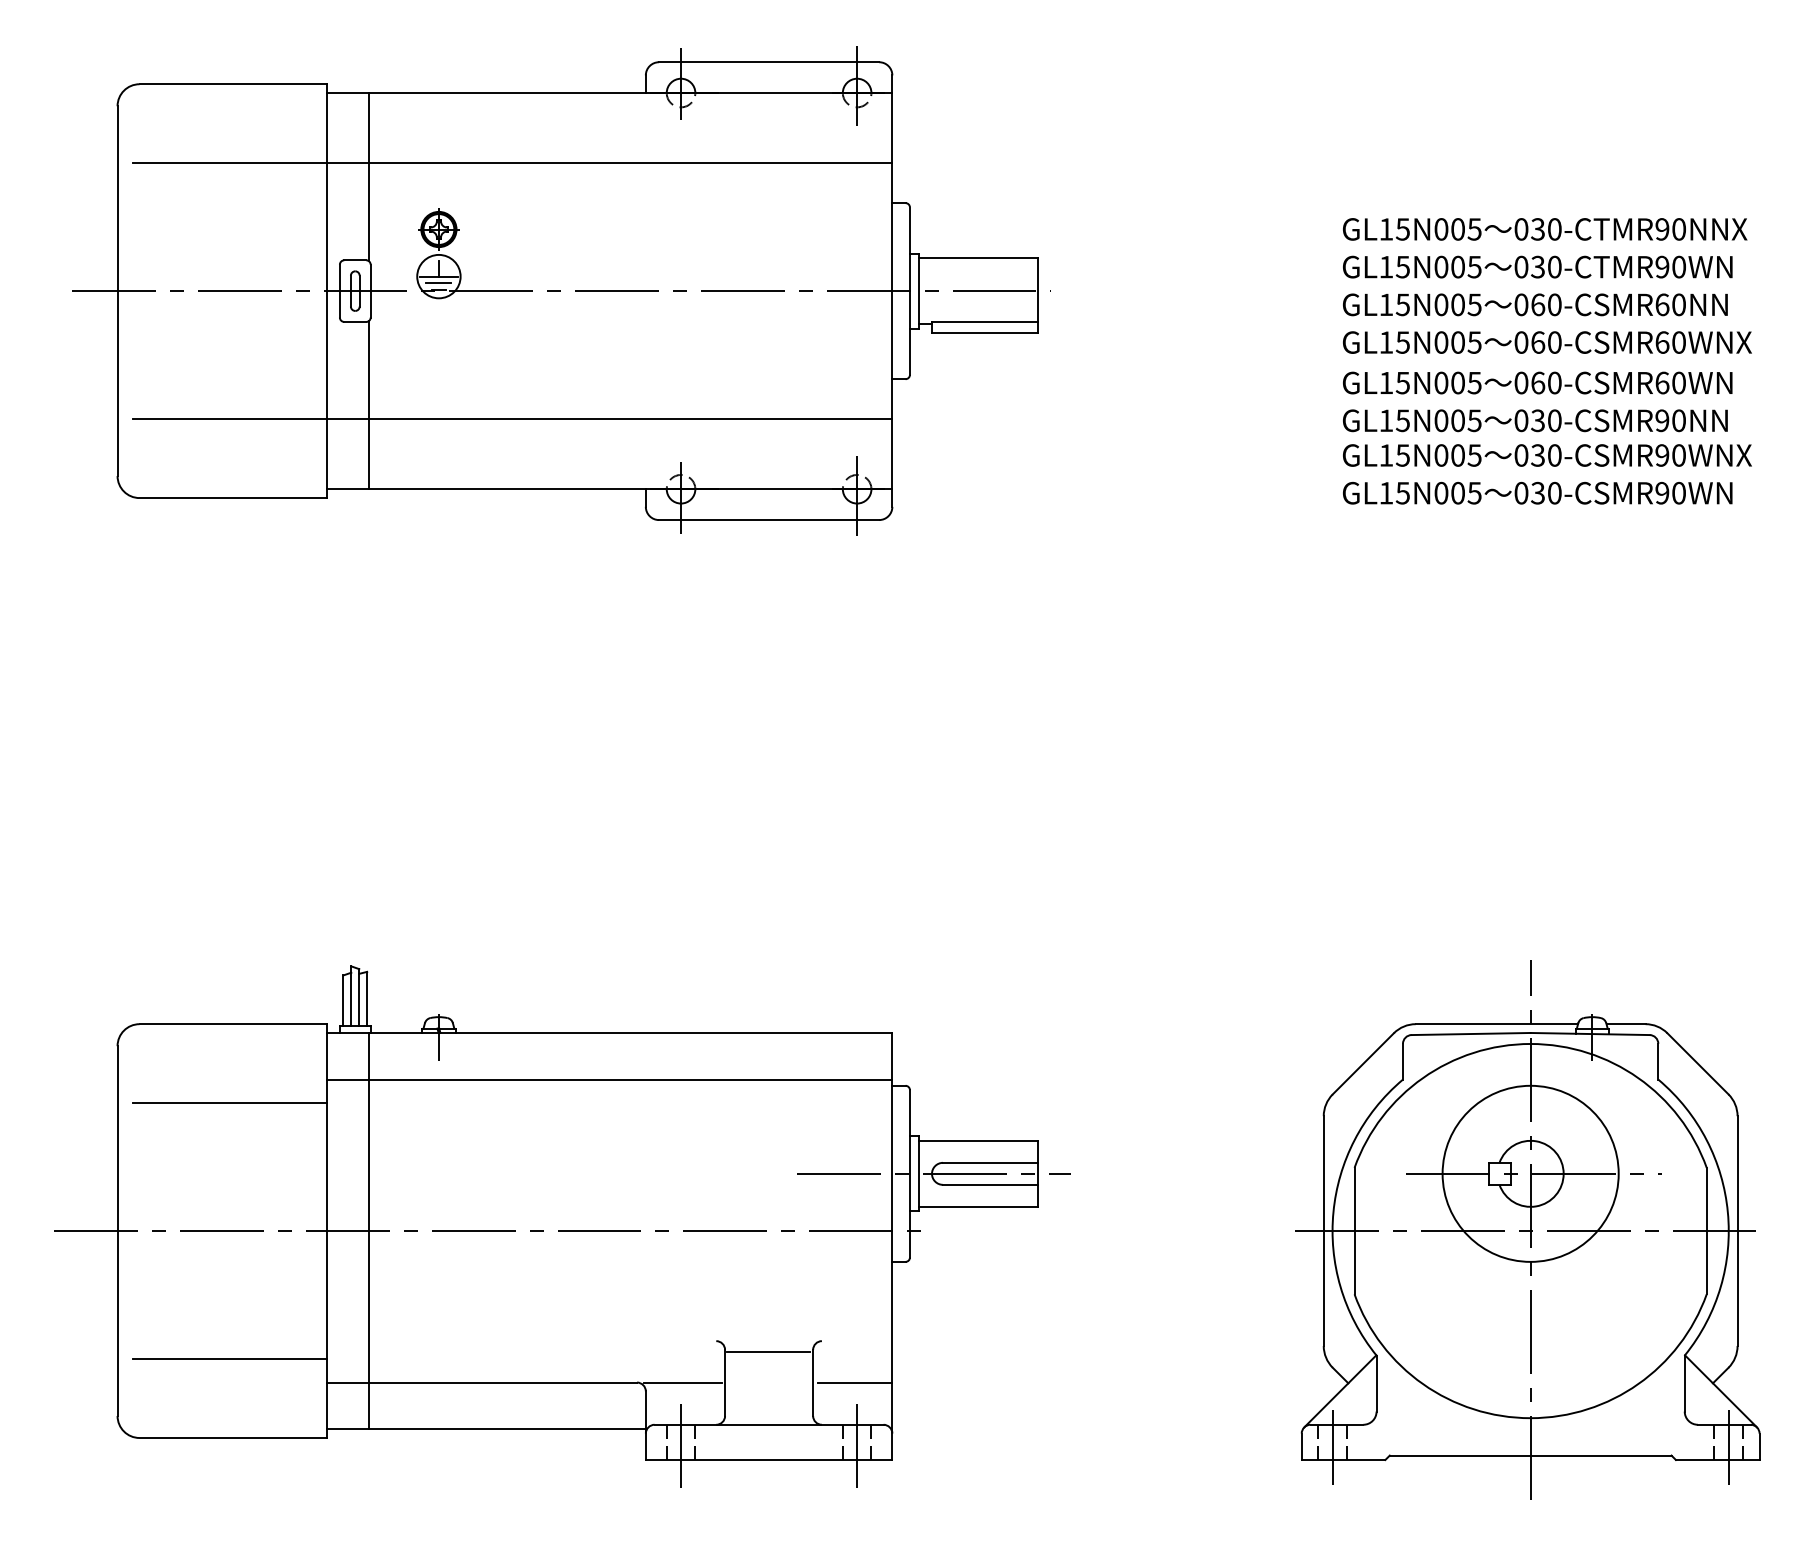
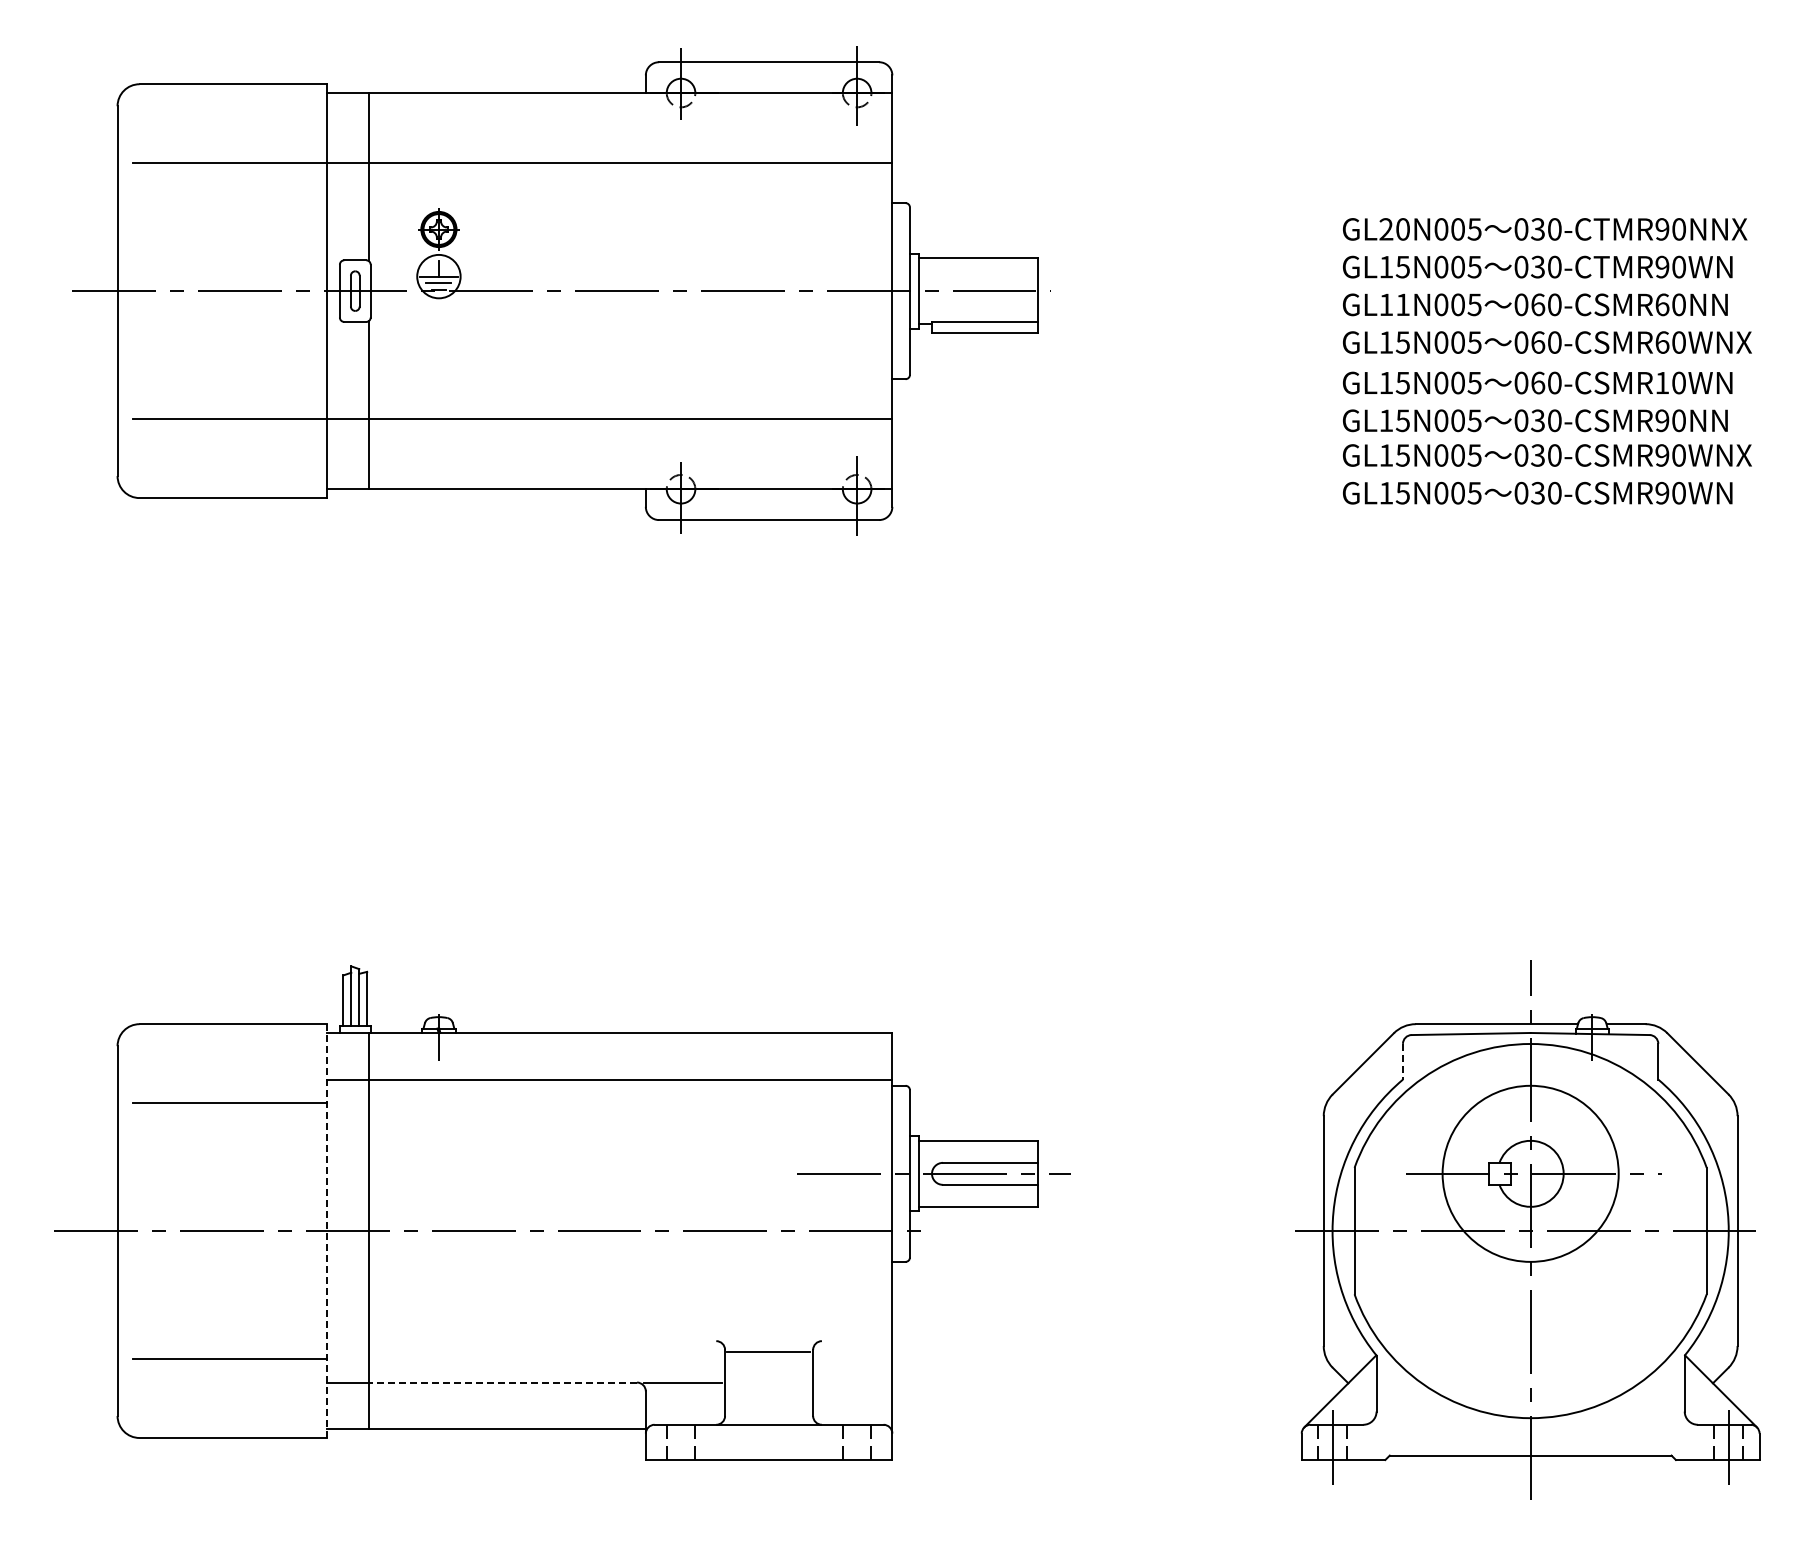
text: GL15N005 -> GL20N005 (1394, 229)
text: GL15N005 -> GL11N005 (1402, 304)
text: 060-CSMR60WN -> 060-CSMR10WN (1662, 382)
line: solid -> dashed (1402, 1061)
line: solid -> dashed (326, 1231)
line: solid -> dashed (502, 1382)
line: present -> none (854, 1382)
line: present -> none (857, 1447)
line: present -> none (681, 1449)
